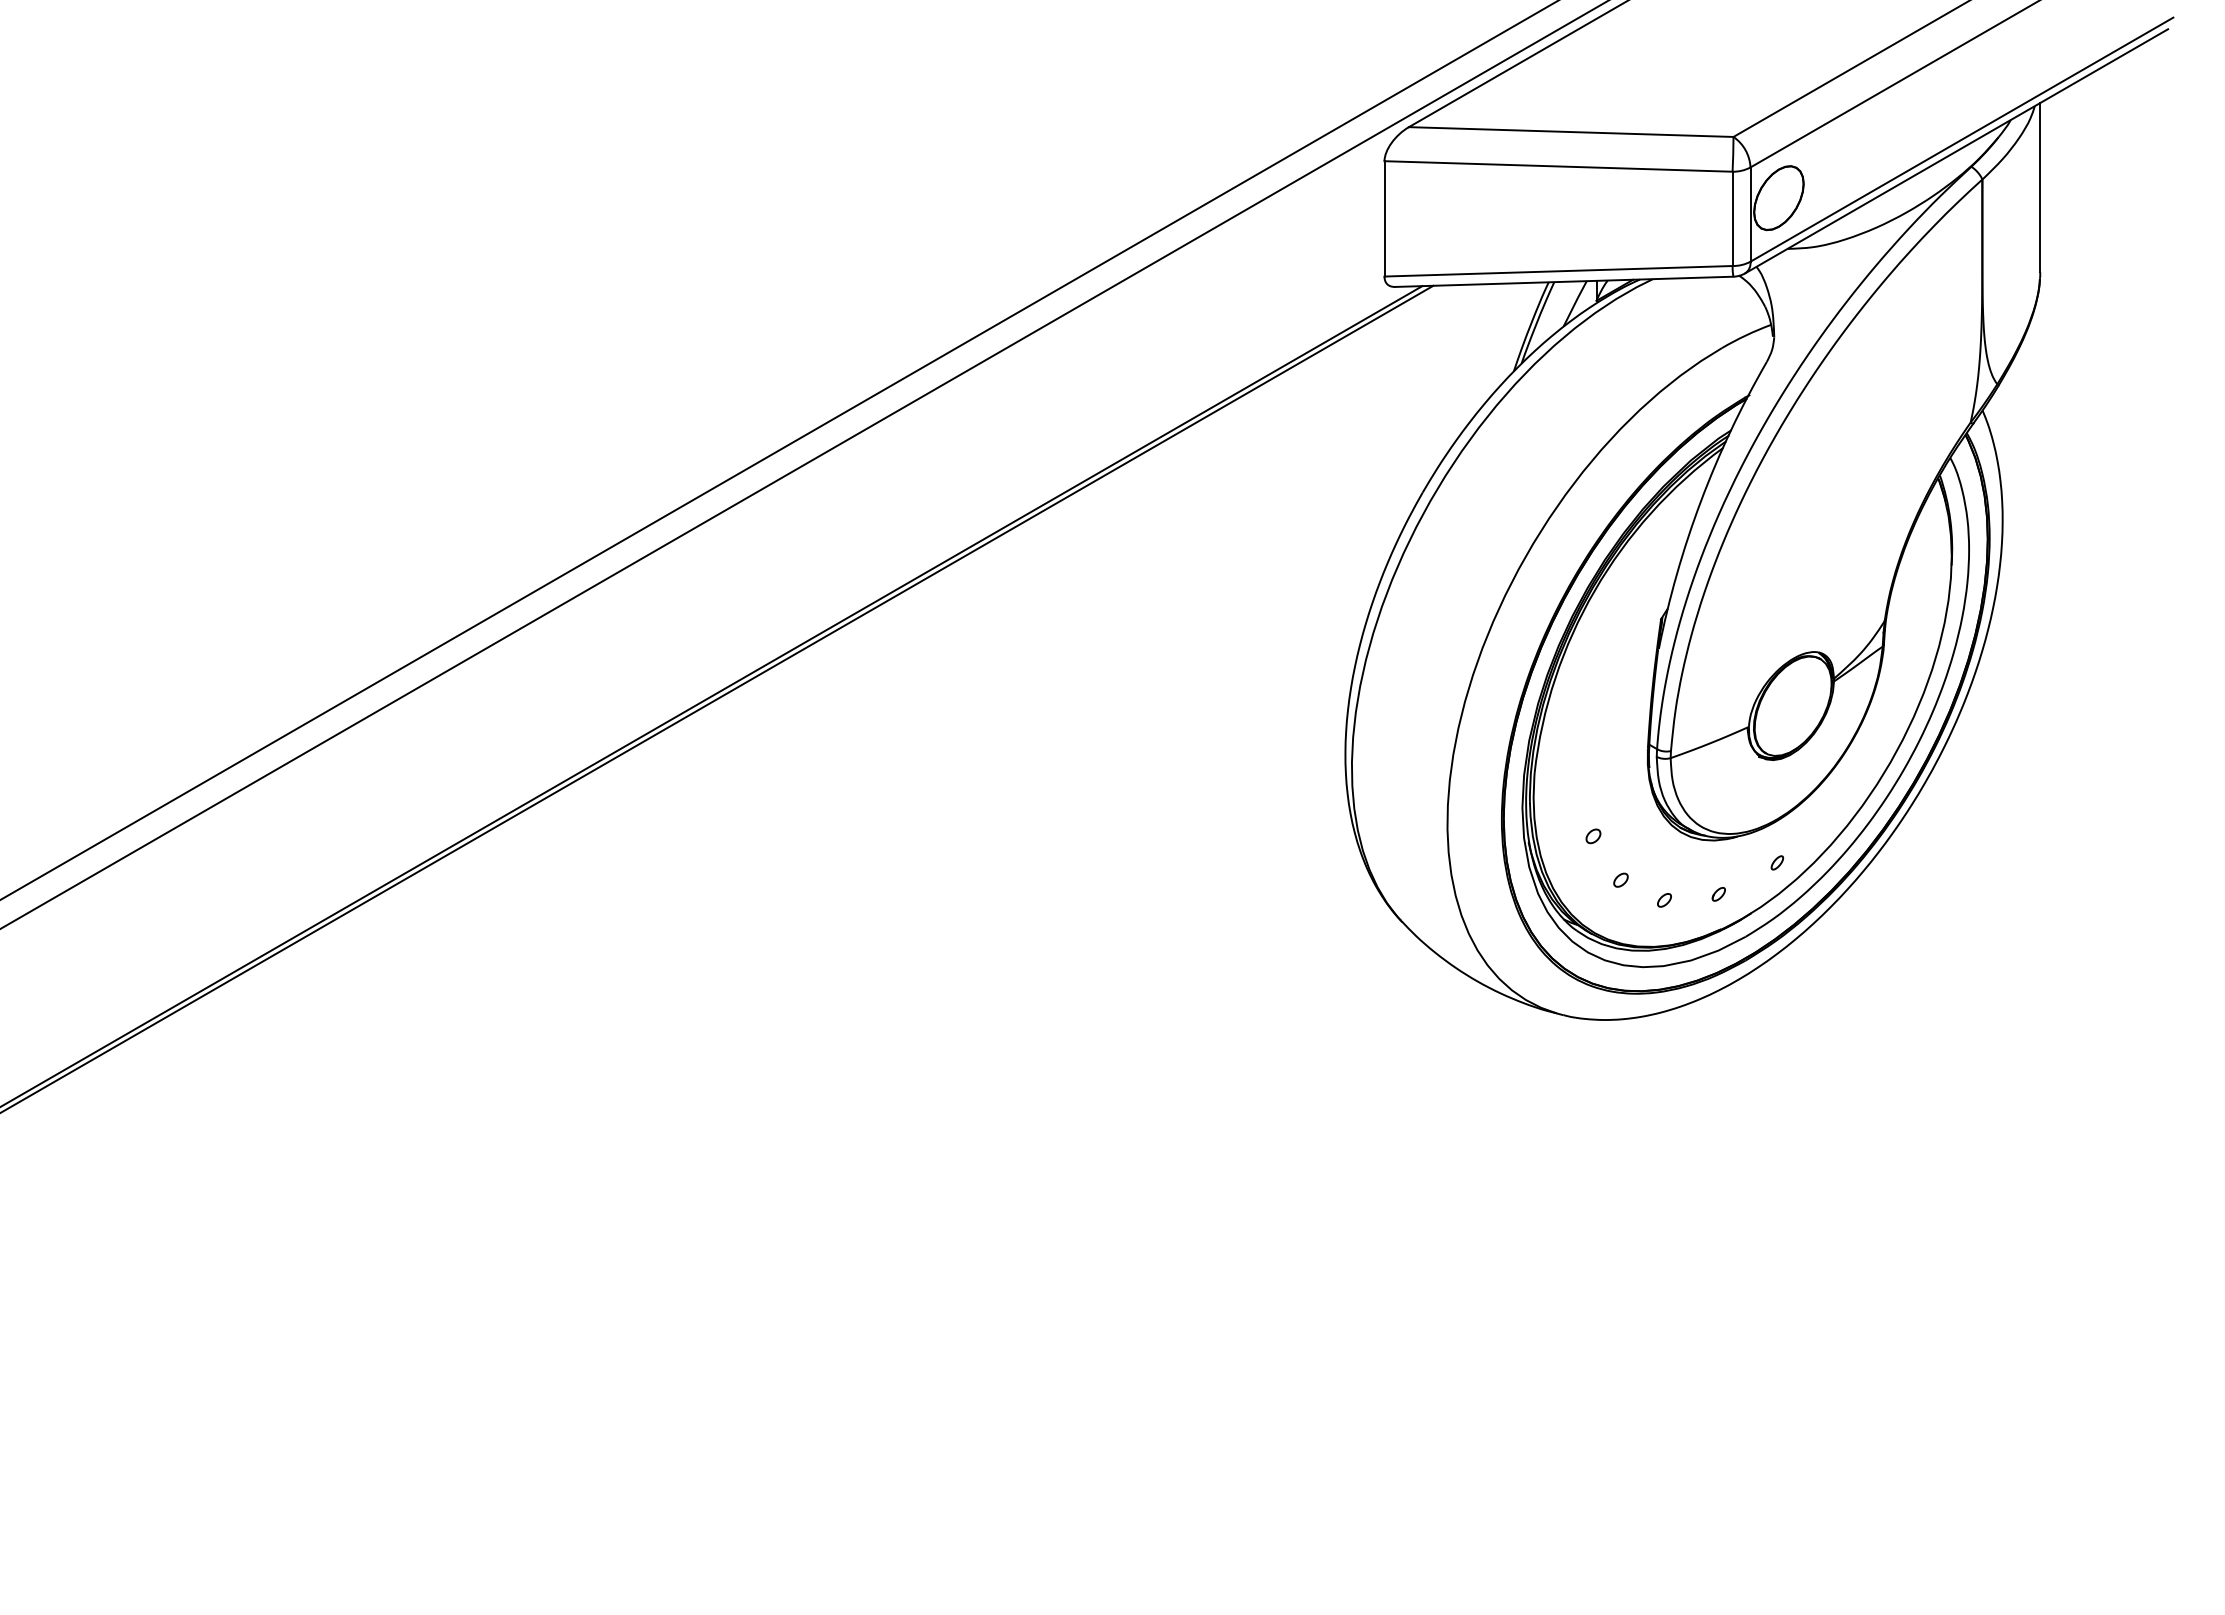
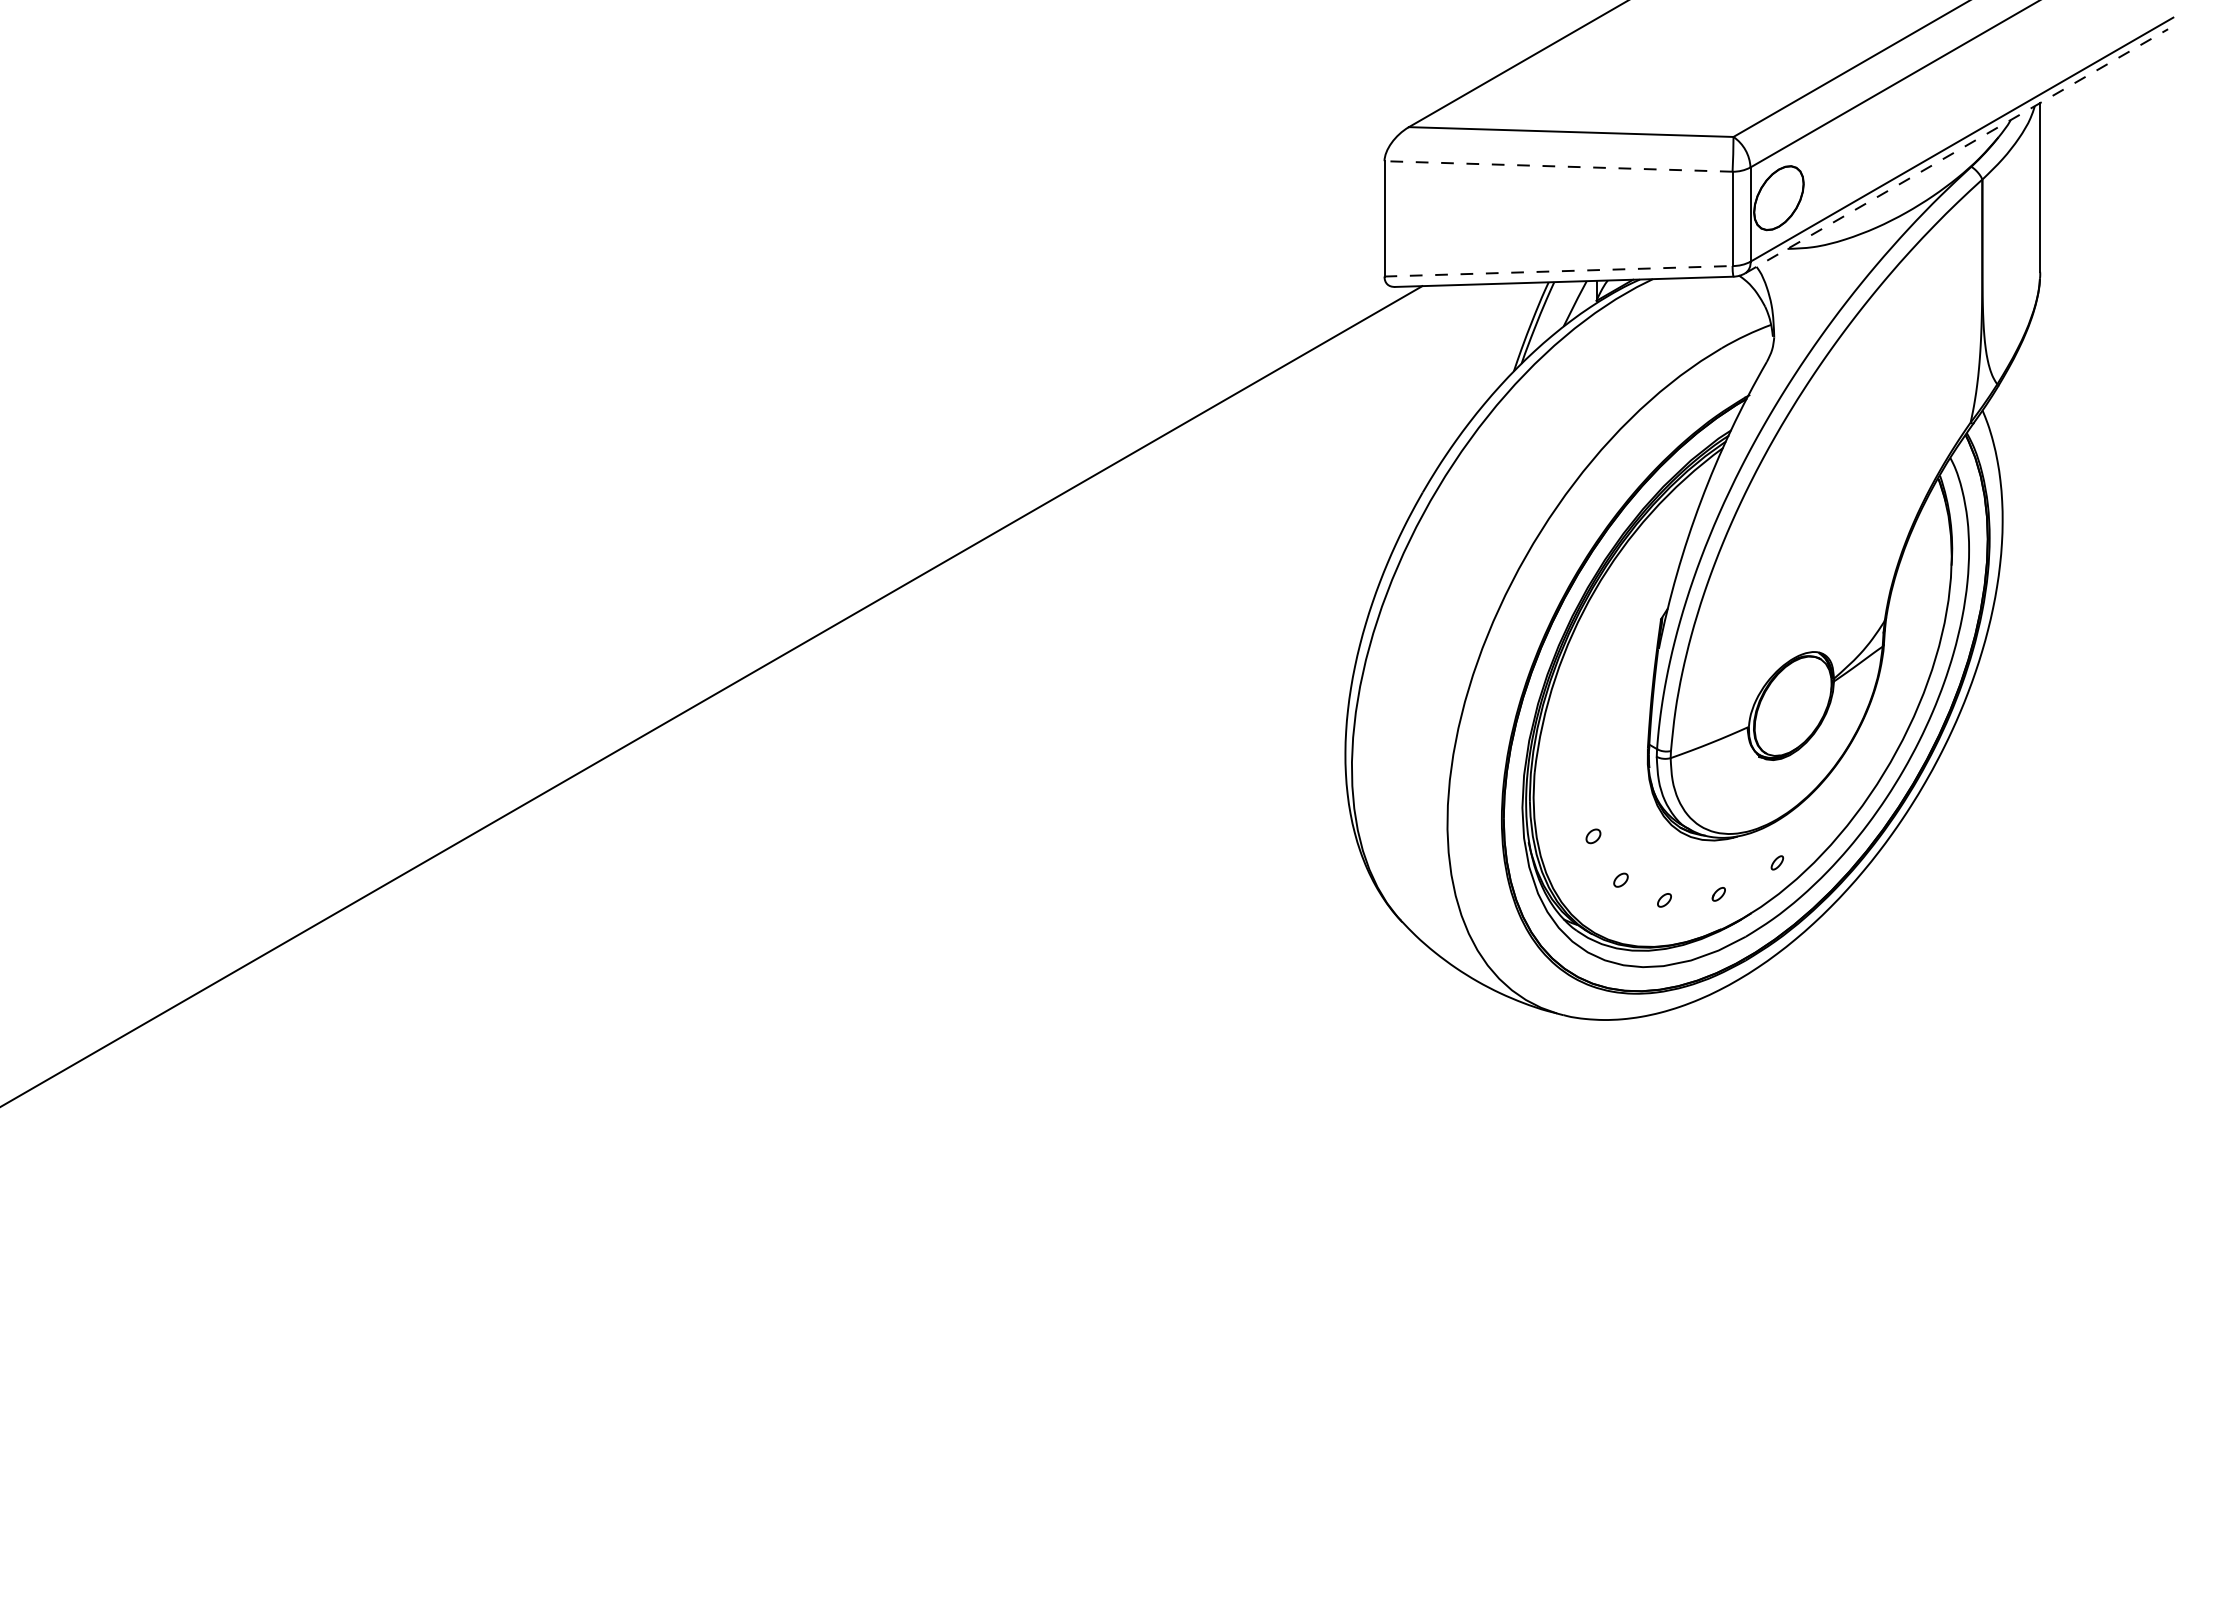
line: solid -> dashed (1957, 151)
line: solid -> dashed (1558, 166)
line: solid -> dashed (1559, 271)
line: present -> none (778, 450)
line: present -> none (803, 464)
line: present -> none (717, 698)
